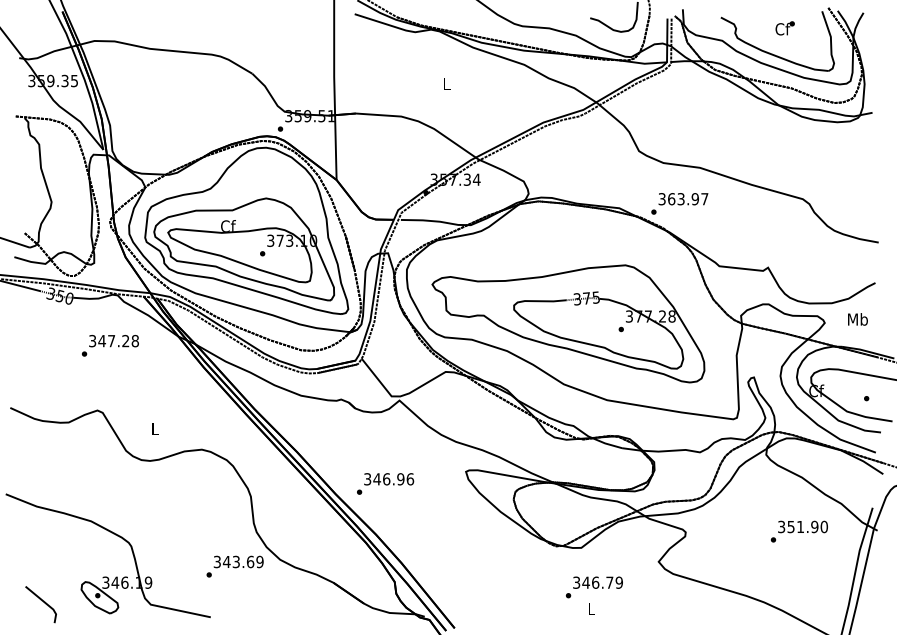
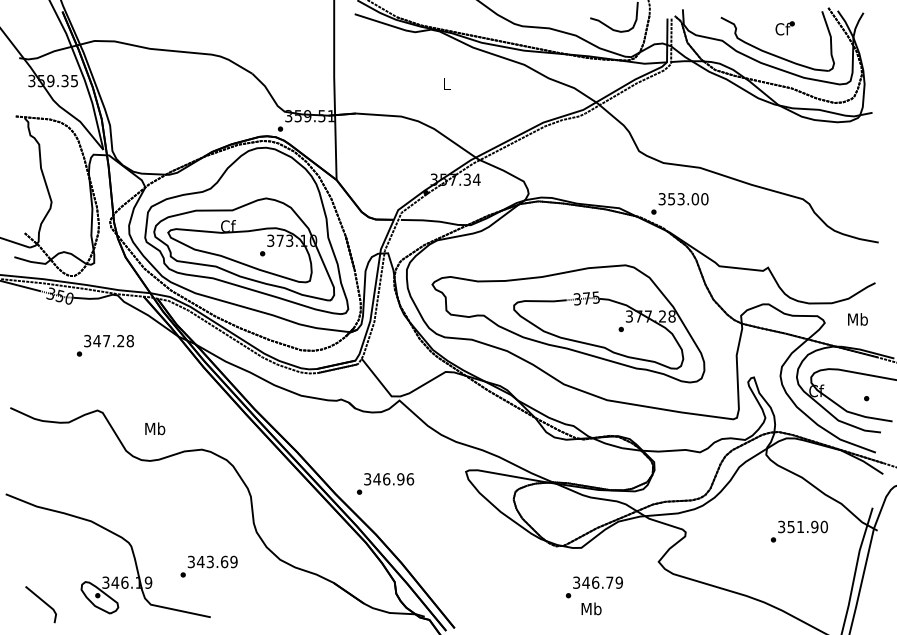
text: 363.97 -> 353.00 (688, 199)
text position: (110, 345) -> (105, 345) (105, 345)
text: L -> Mb (155, 428)
text position: (234, 566) -> (208, 566) (208, 566)
text: L -> Mb (591, 608)
